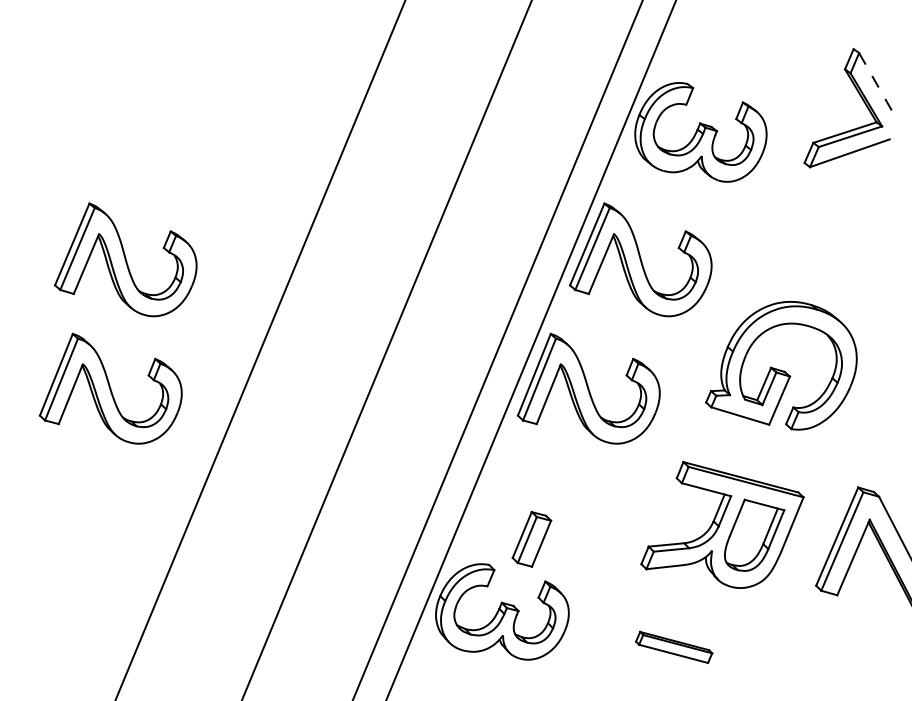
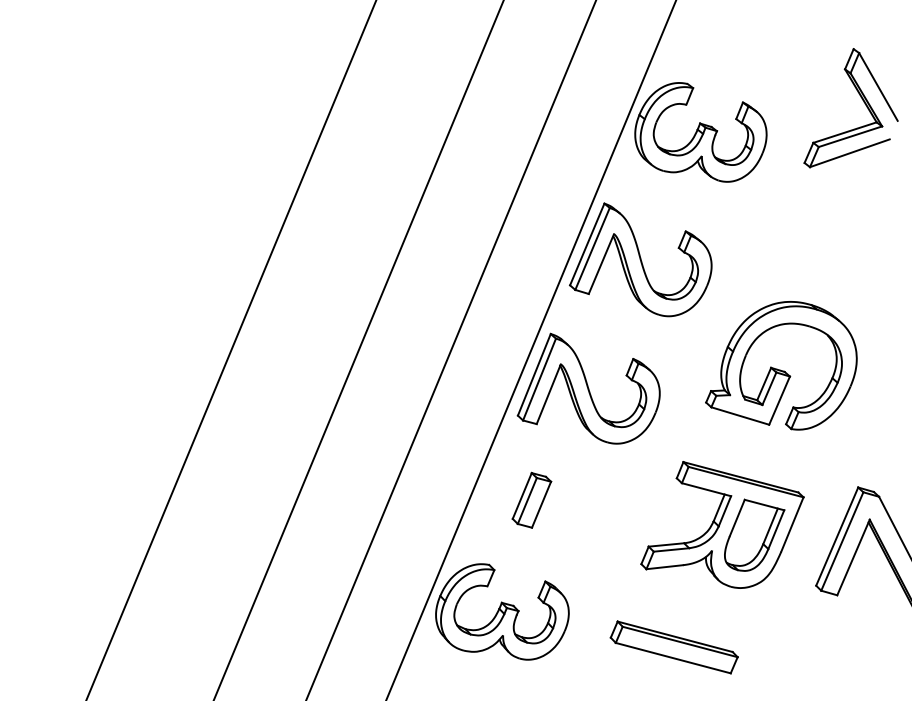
line: dashed -> solid (878, 87)
part: present -> none (125, 259)
line position: (260, 349) -> (231, 349) (231, 349)
line position: (387, 349) -> (358, 349) (358, 349)
line position: (497, 349) -> (451, 349) (451, 349)
part: present -> none (110, 388)
part position: (531, 538) -> (531, 499) (531, 499)
part size: 79x35 px -> 130x55 px (673, 647)
